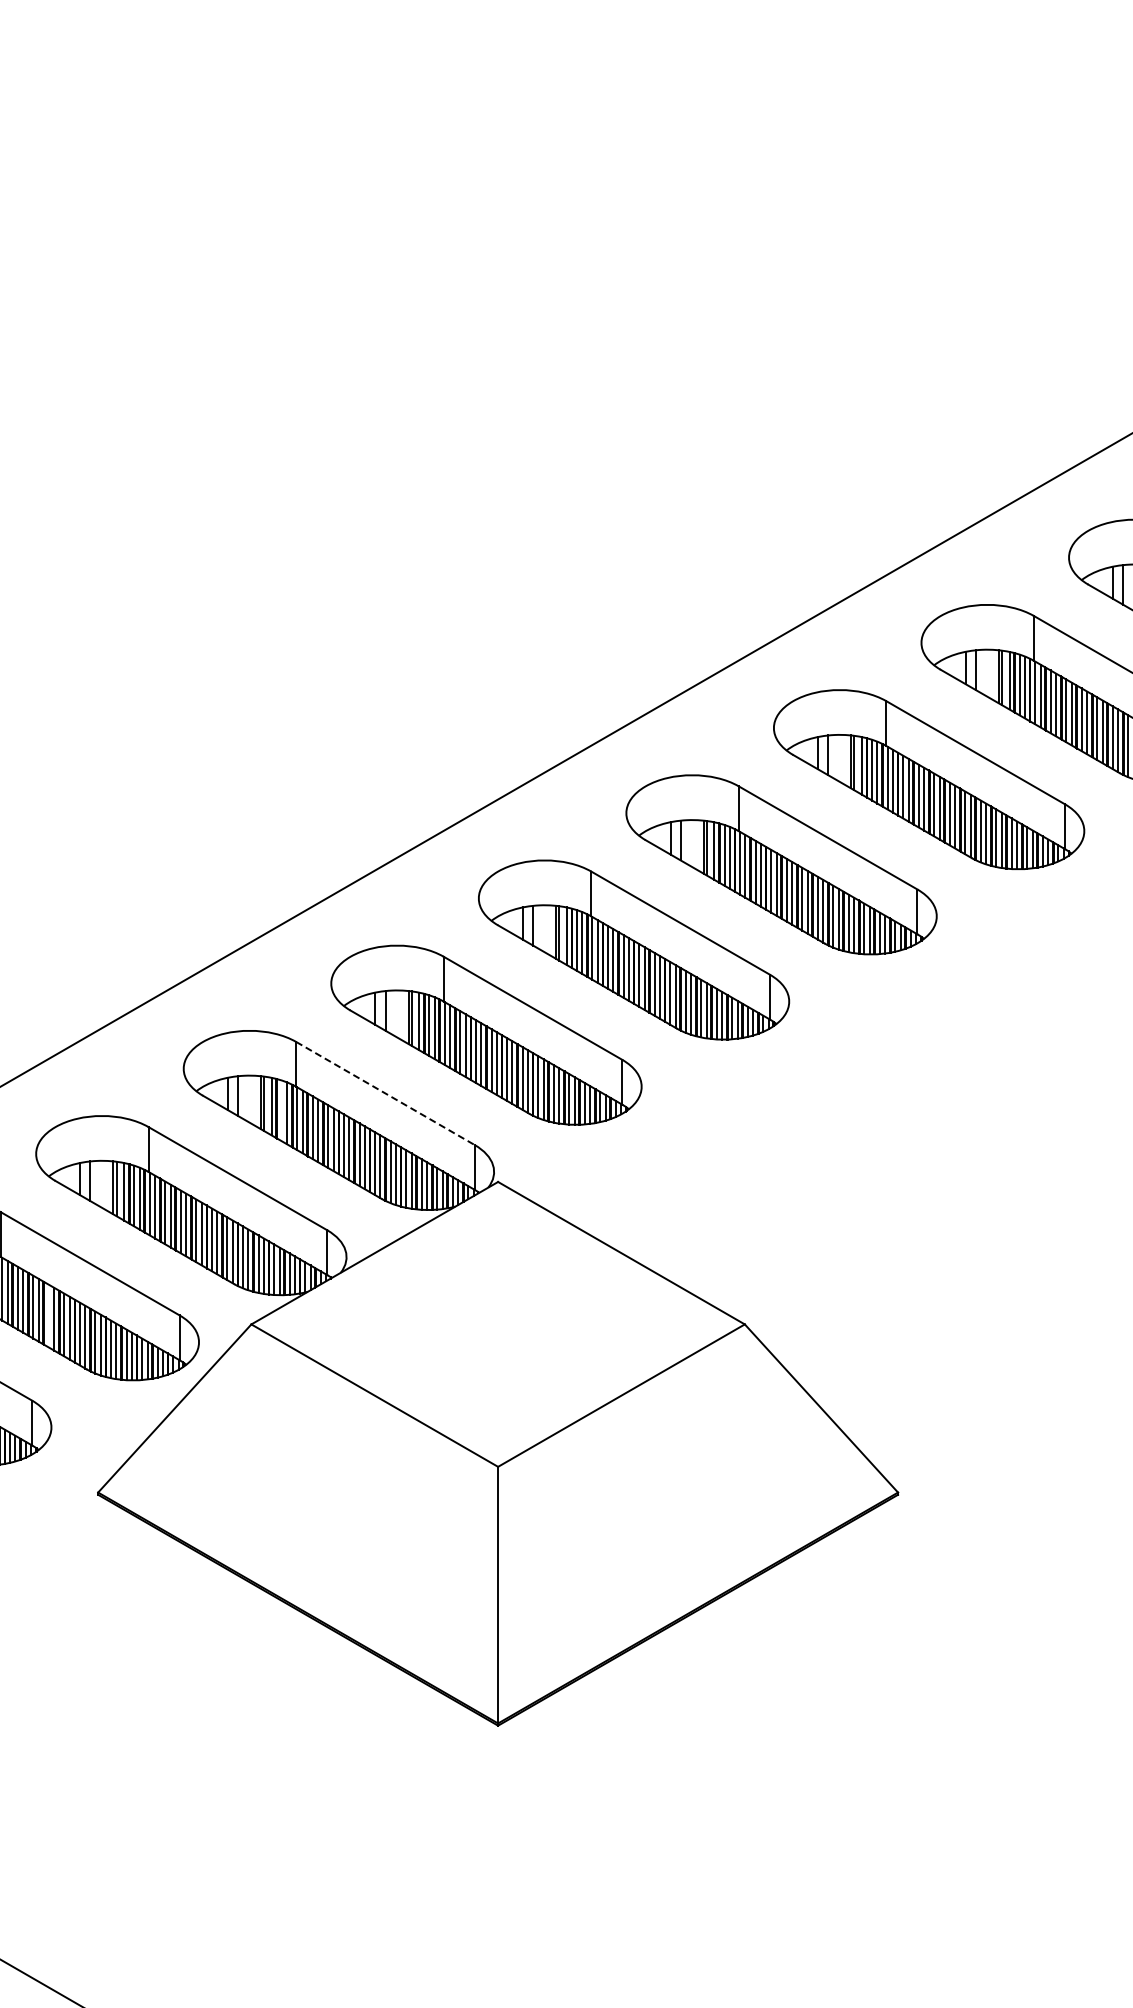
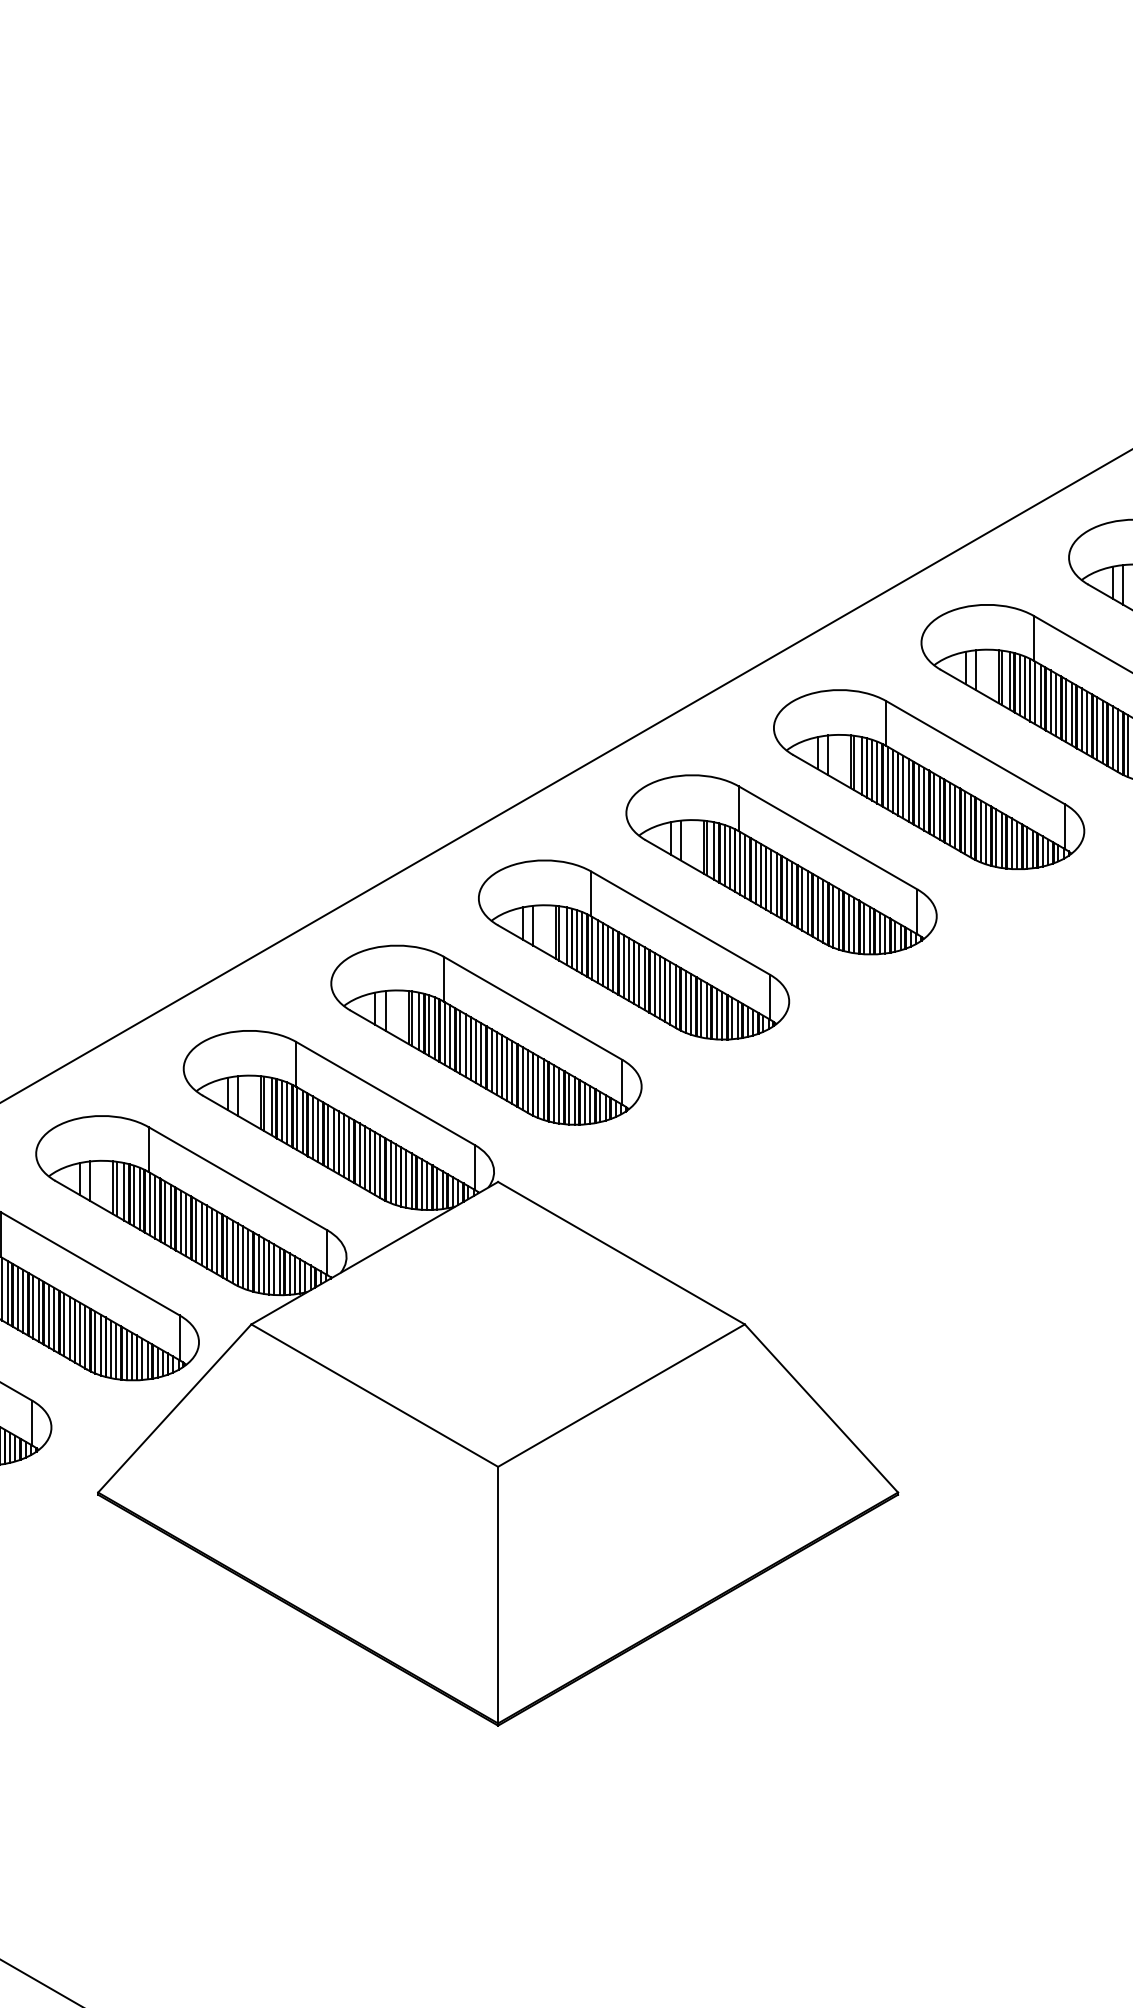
line position: (565, 760) -> (565, 776) (565, 776)
line: dashed -> solid (385, 1093)
line: none -> present (281, 1110)
line: none -> present (48, 1315)
